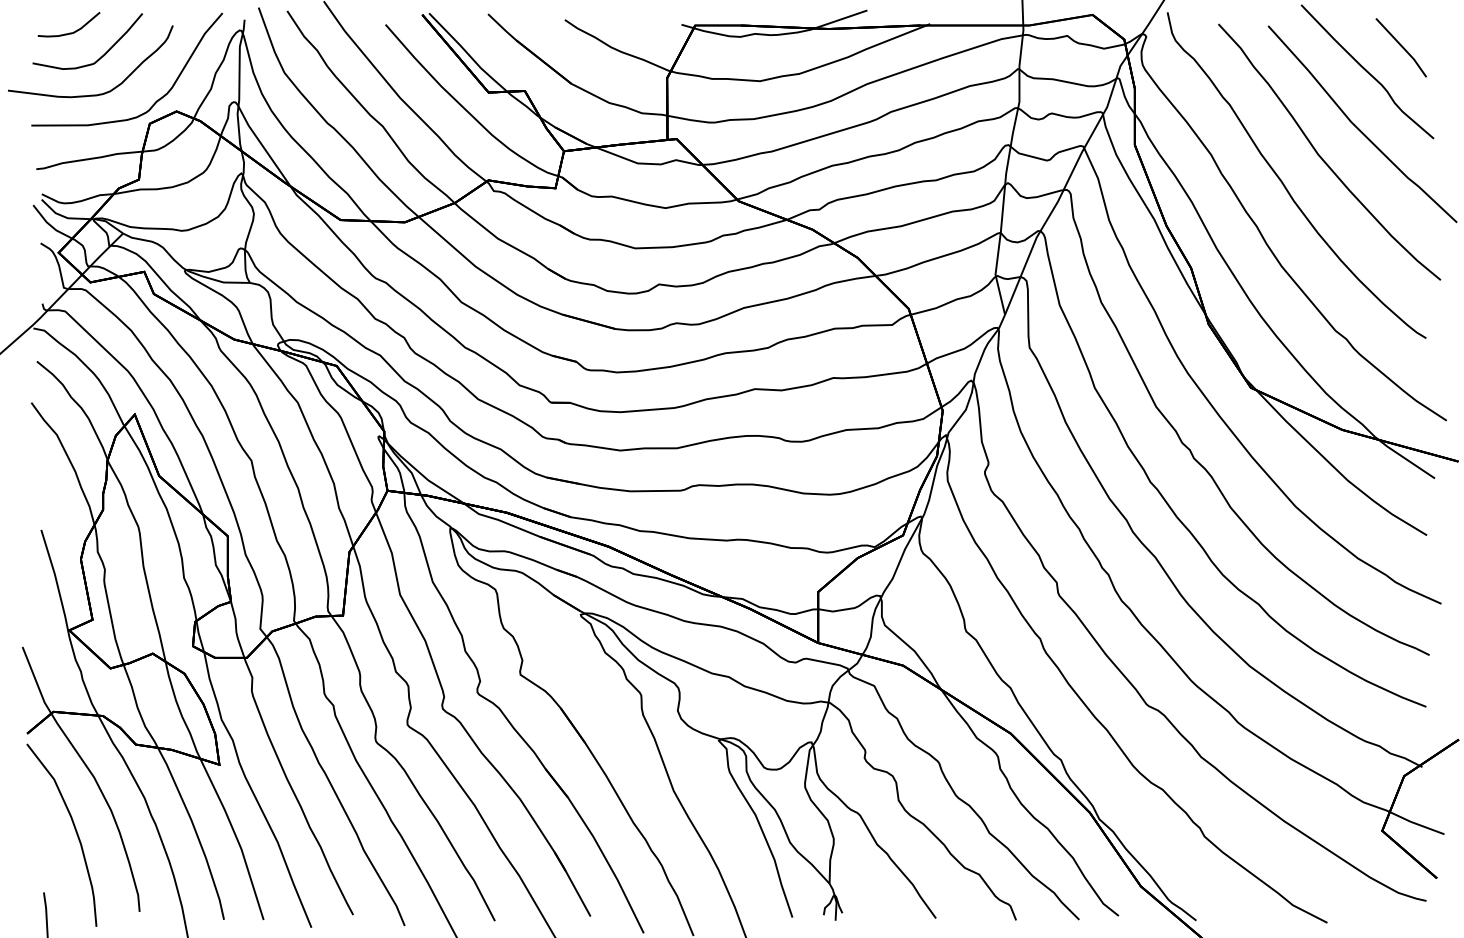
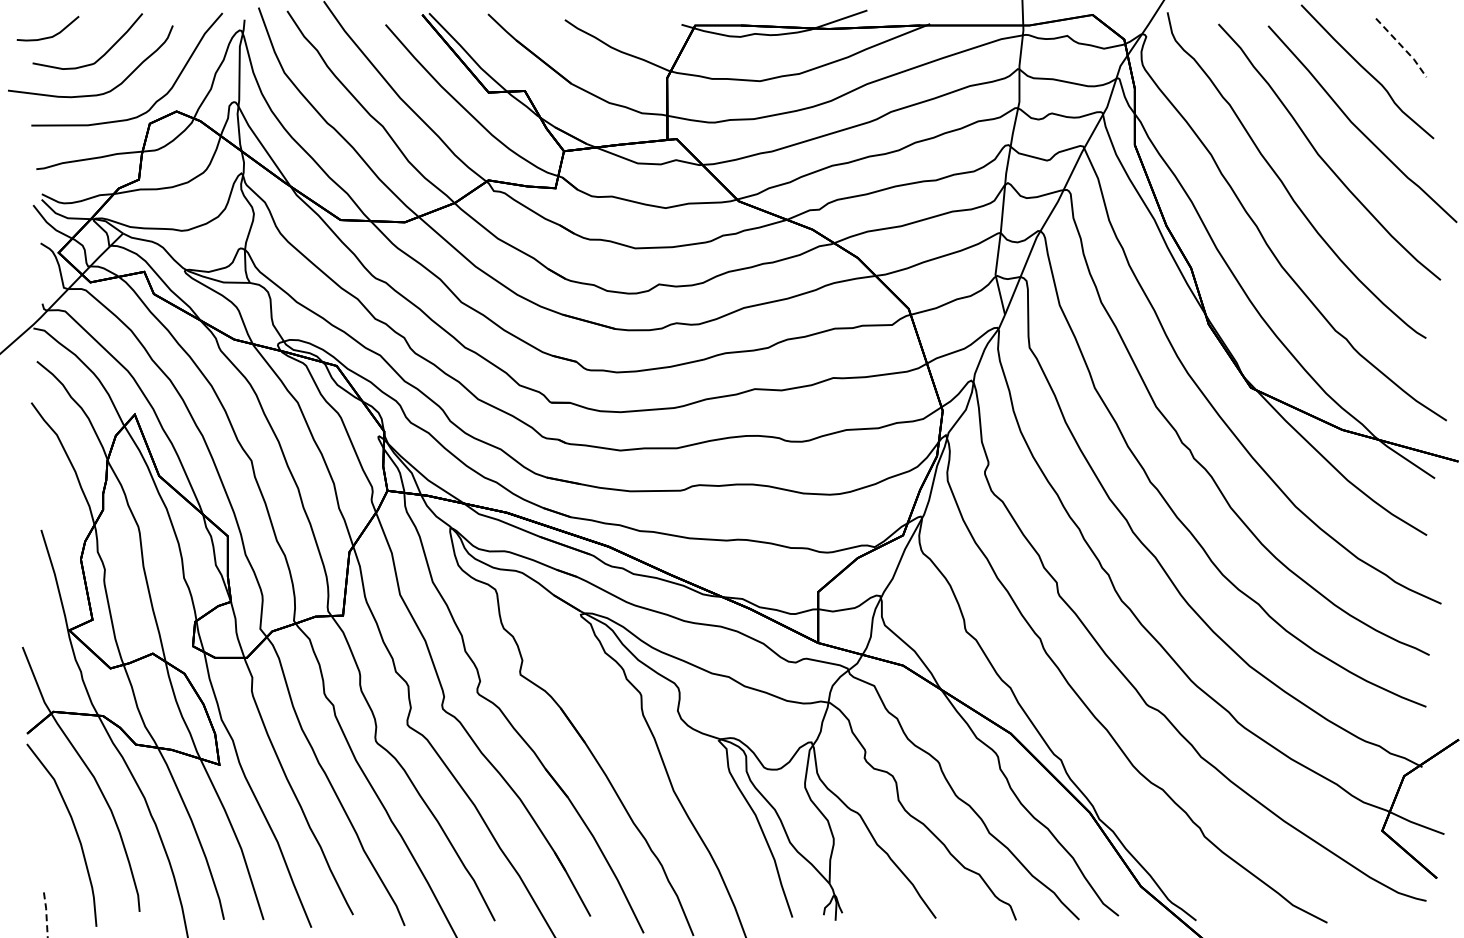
curve position: (69, 32) -> (48, 36) (48, 36)
line: solid -> dashed (1403, 47)
line: solid -> dashed (46, 915)
